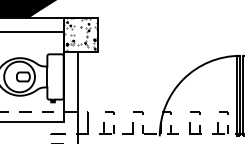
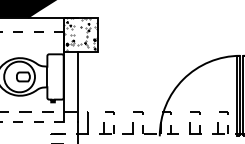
line: solid -> dashed (31, 31)
line: solid -> dashed (31, 122)
